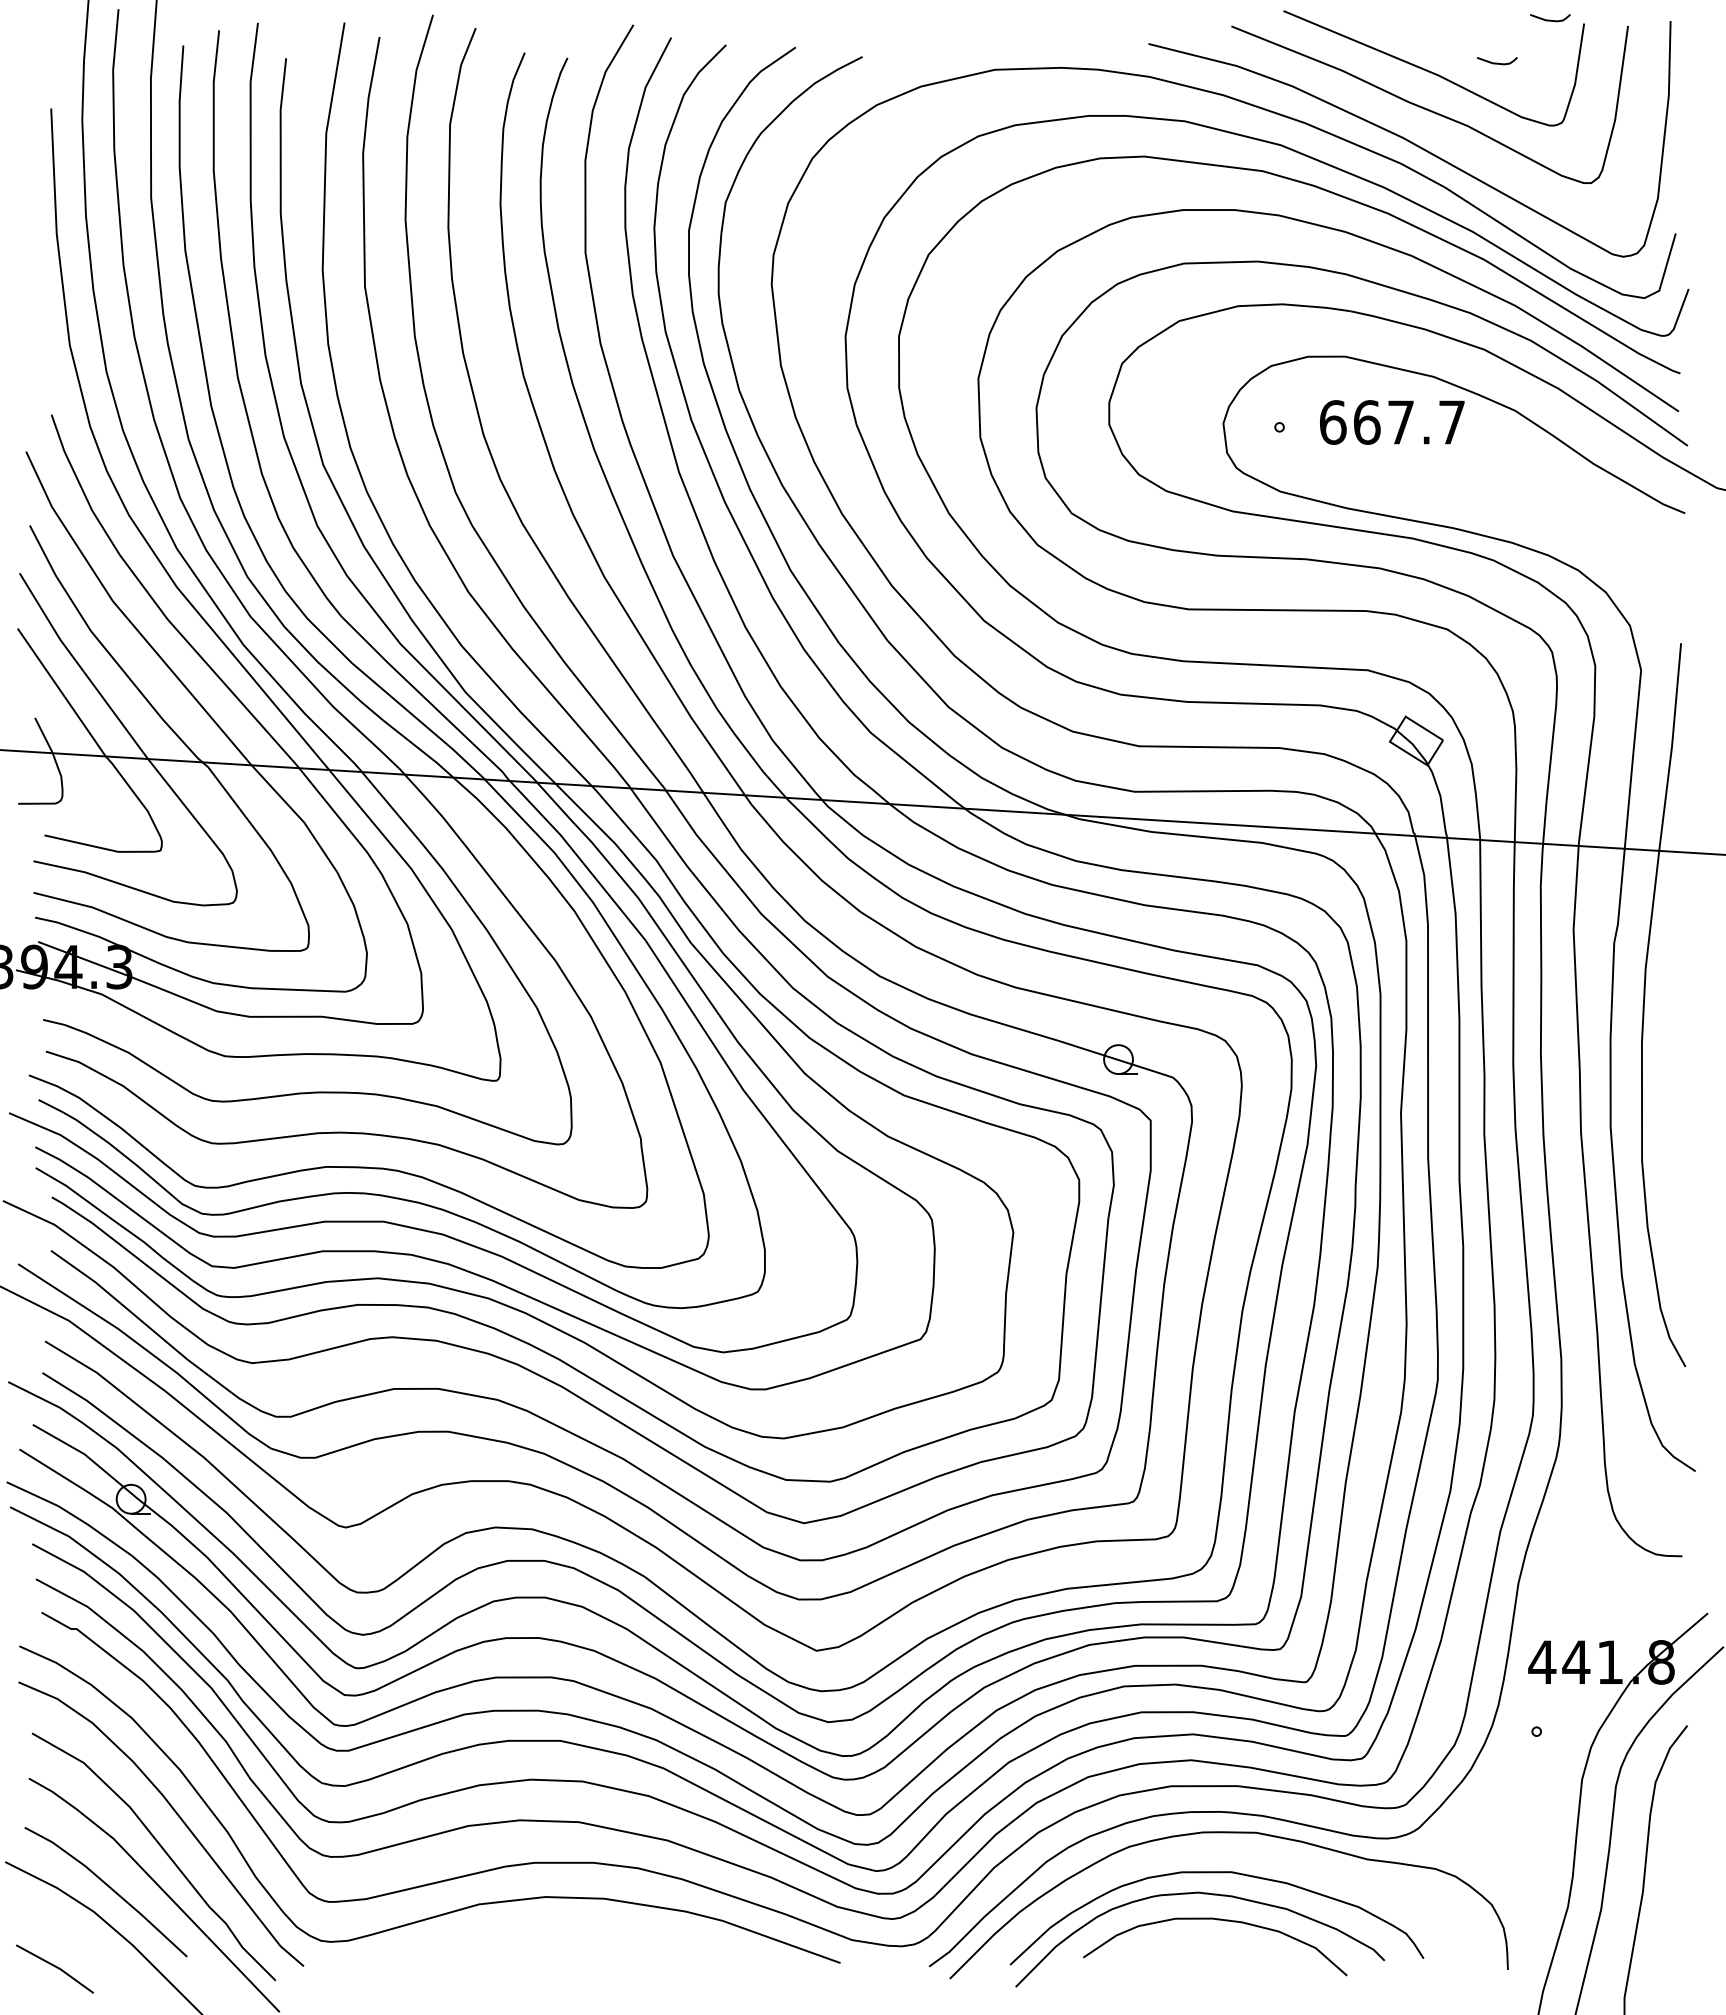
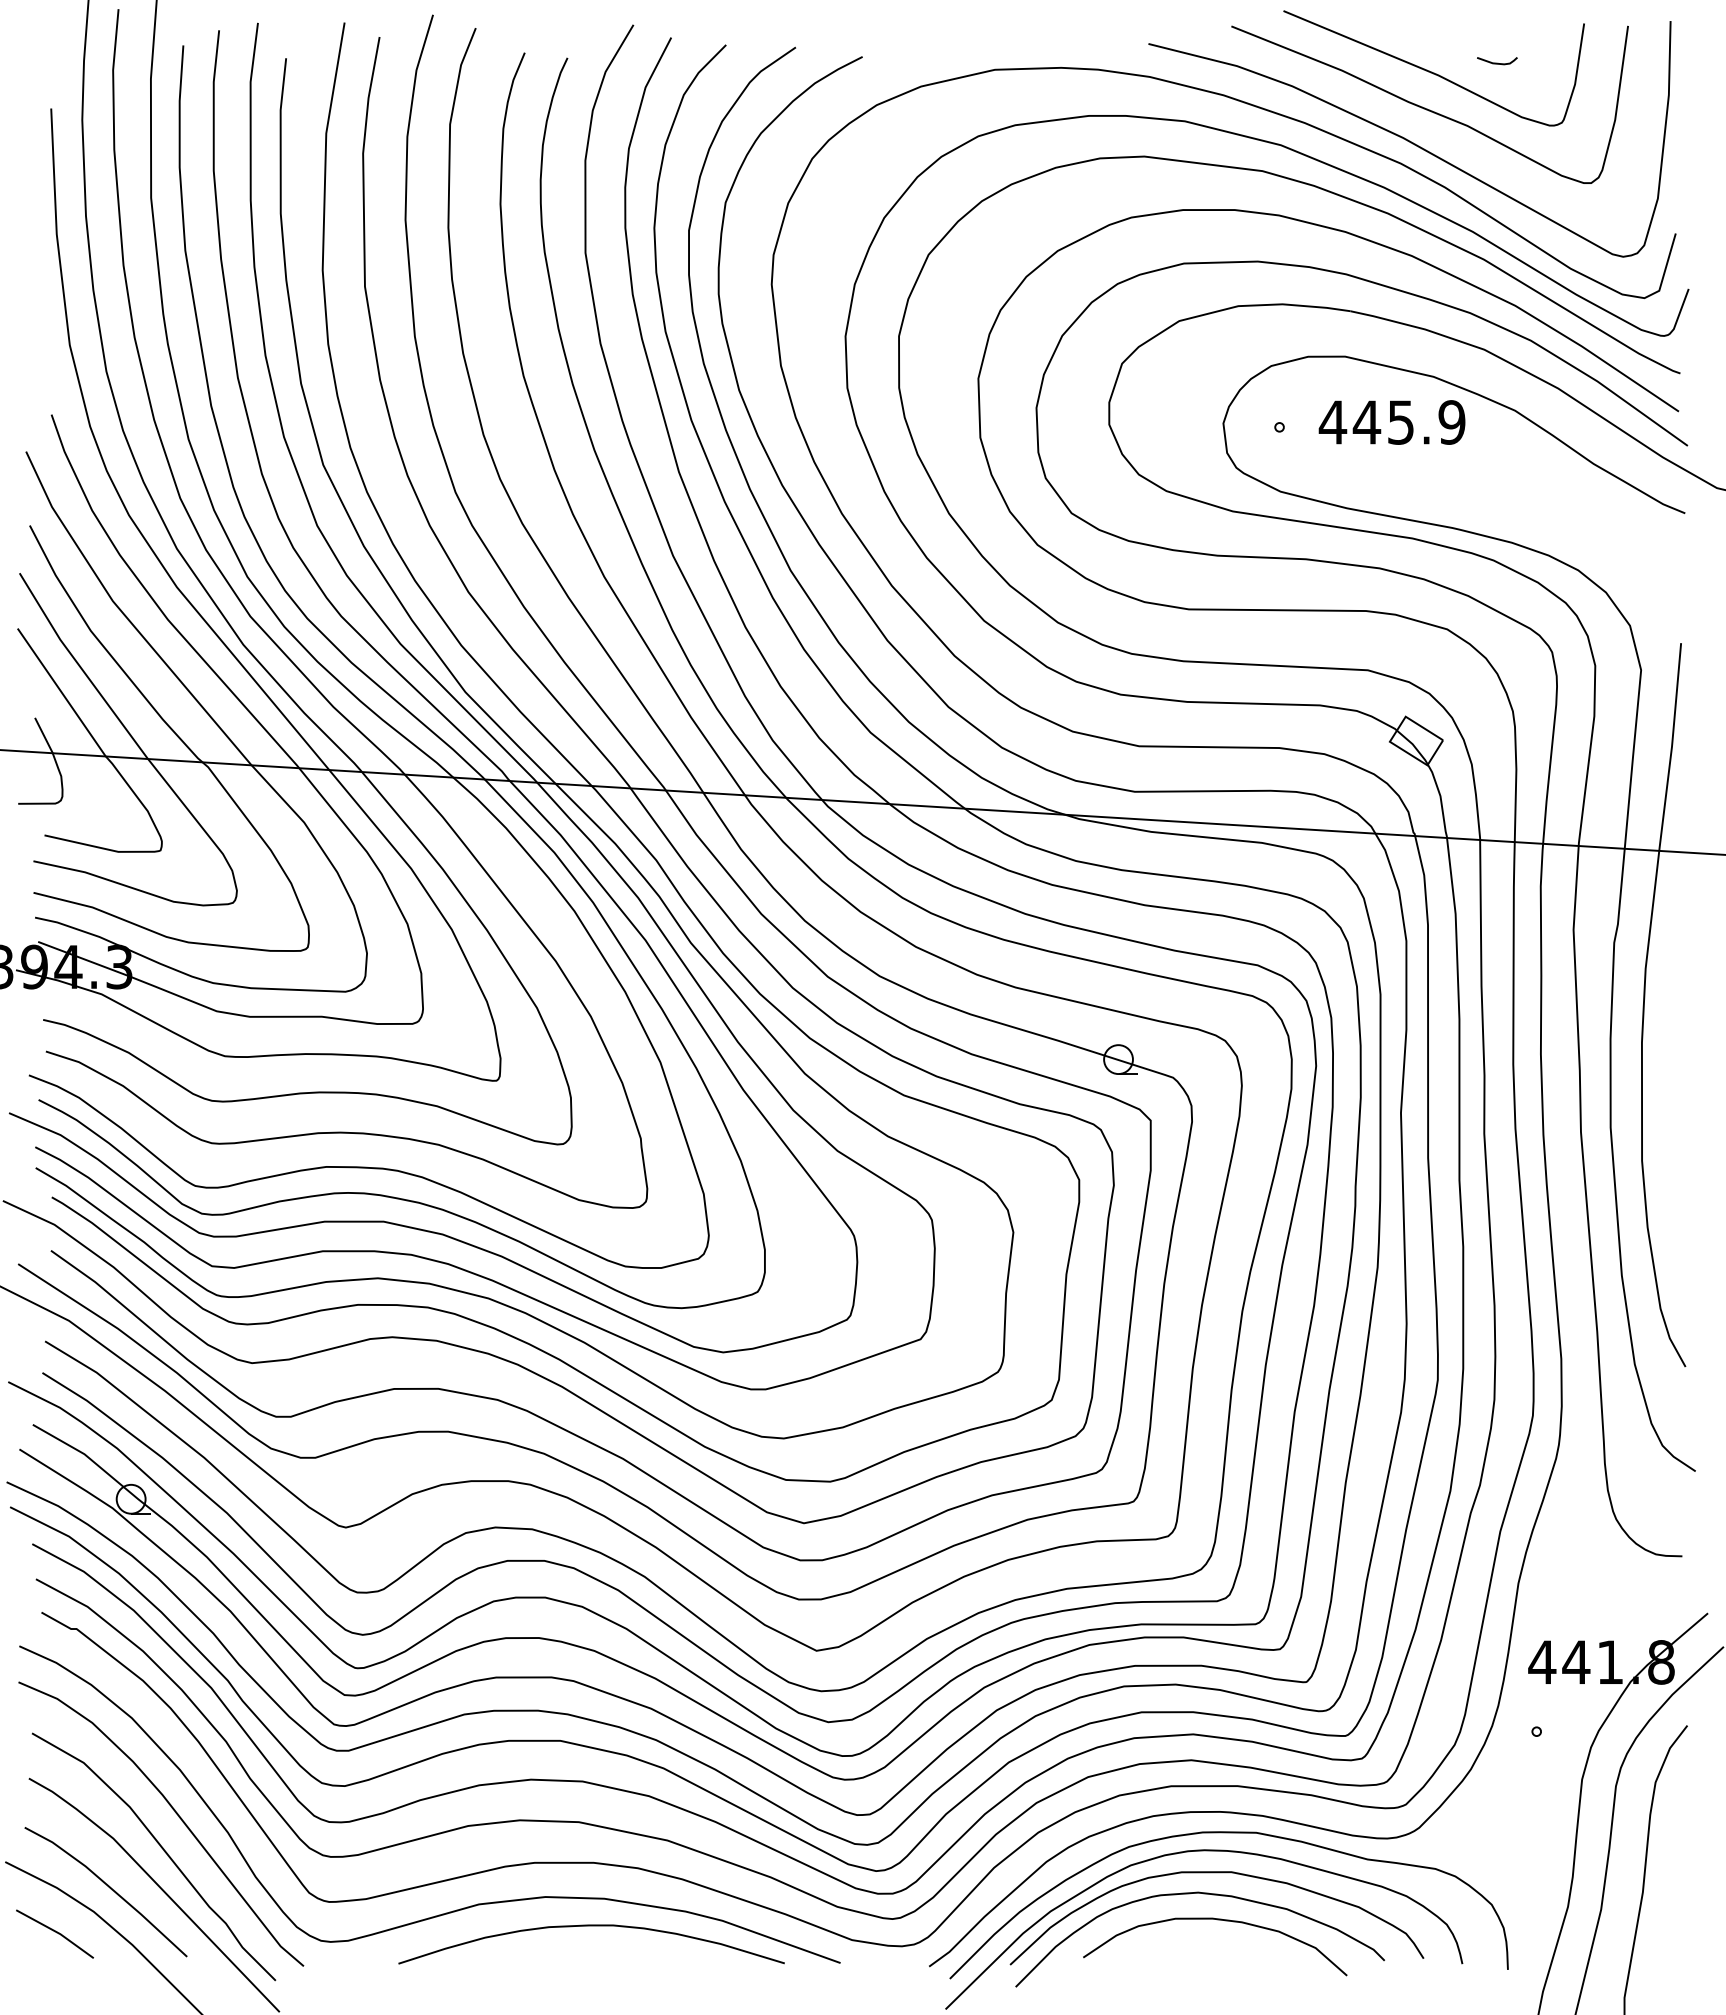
curve: present -> none (1550, 19)
text: 667.7 -> 445.9 (1391, 422)
curve: none -> present (1204, 1851)
curve: none -> present (591, 1926)
line position: (55, 1967) -> (55, 1932) (55, 1932)
